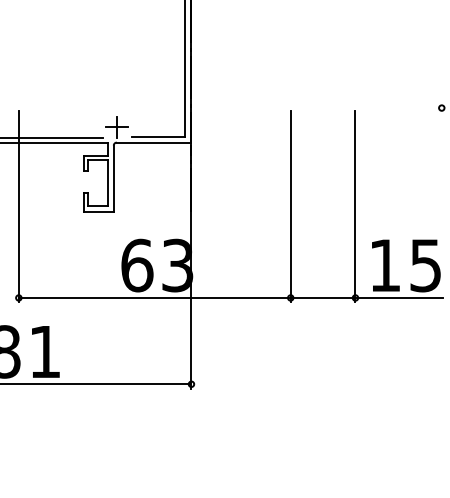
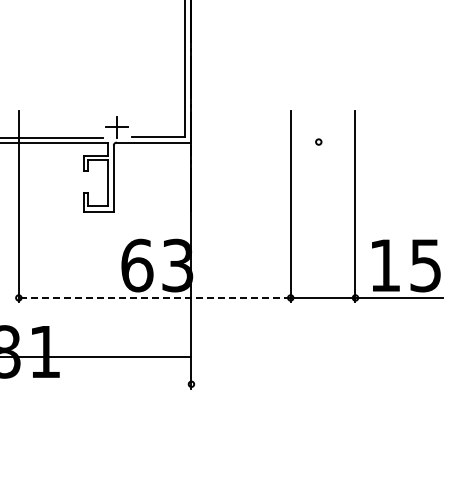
circle position: (441, 107) -> (318, 141) (318, 141)
line: solid -> dashed (154, 297)
line position: (96, 384) -> (96, 357) (96, 357)
